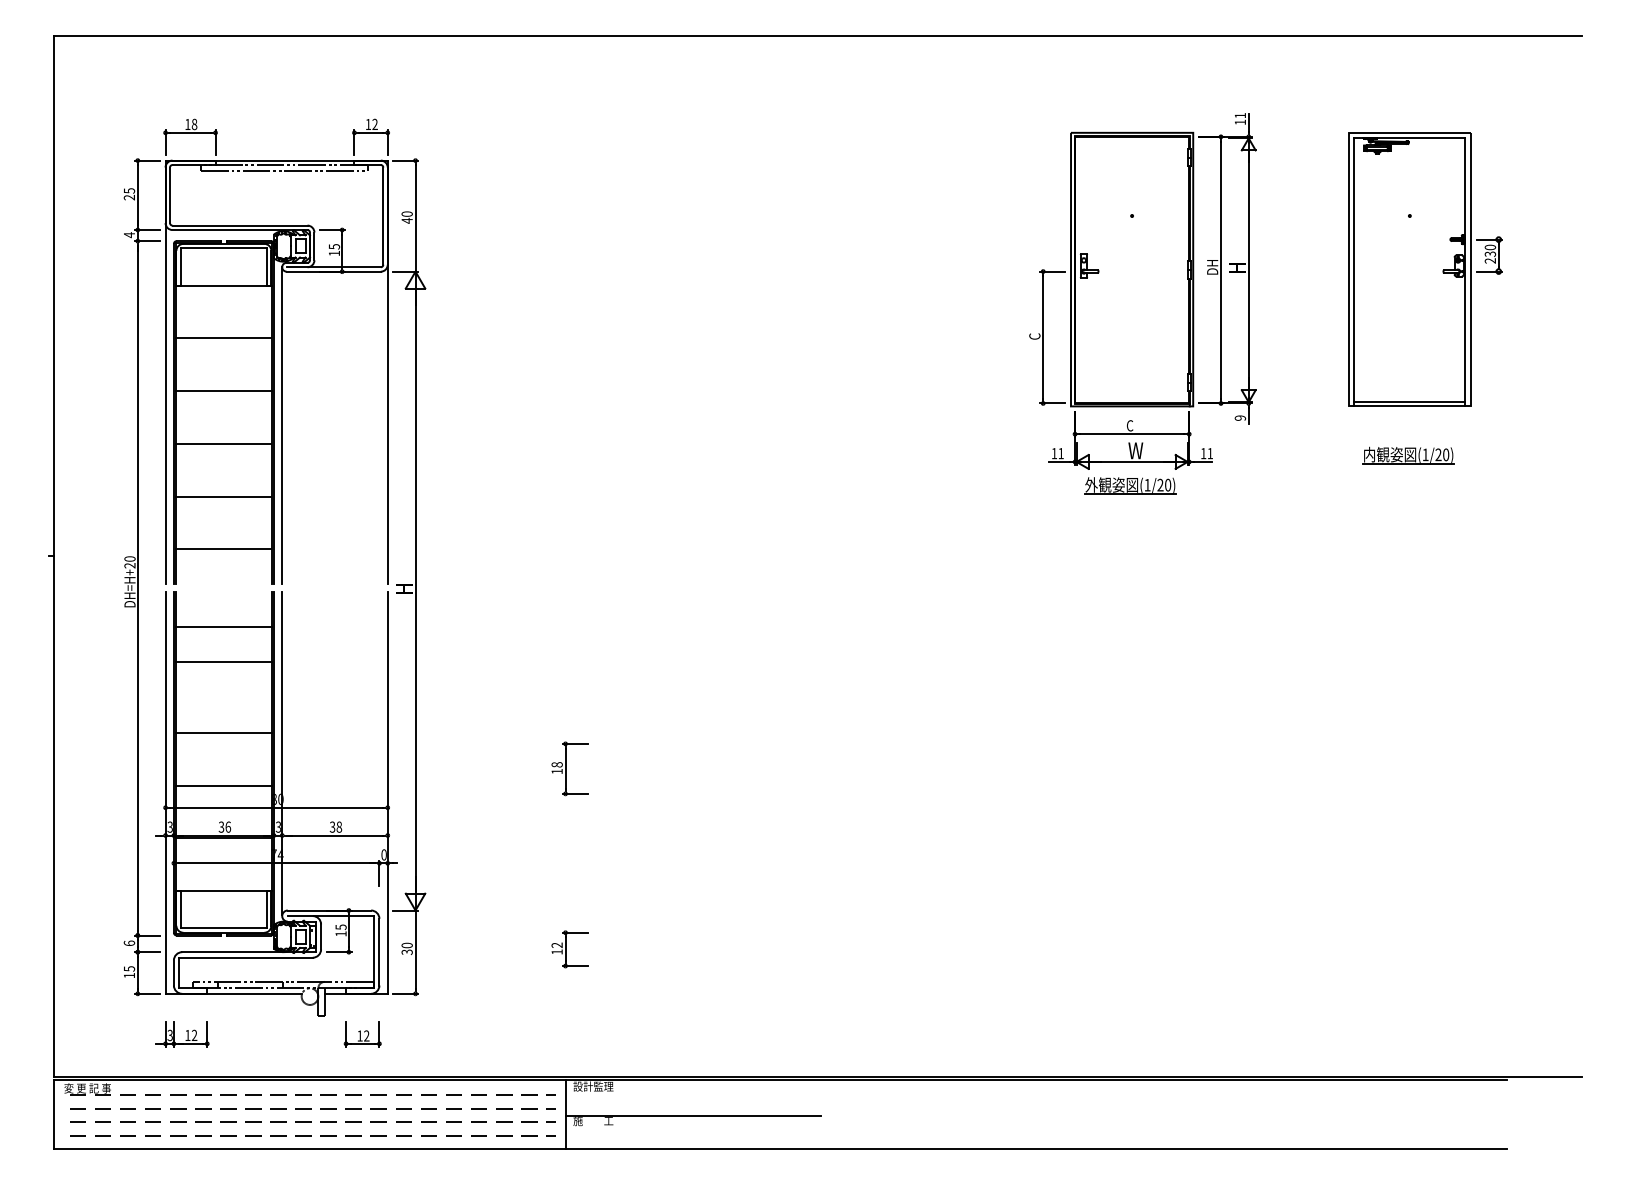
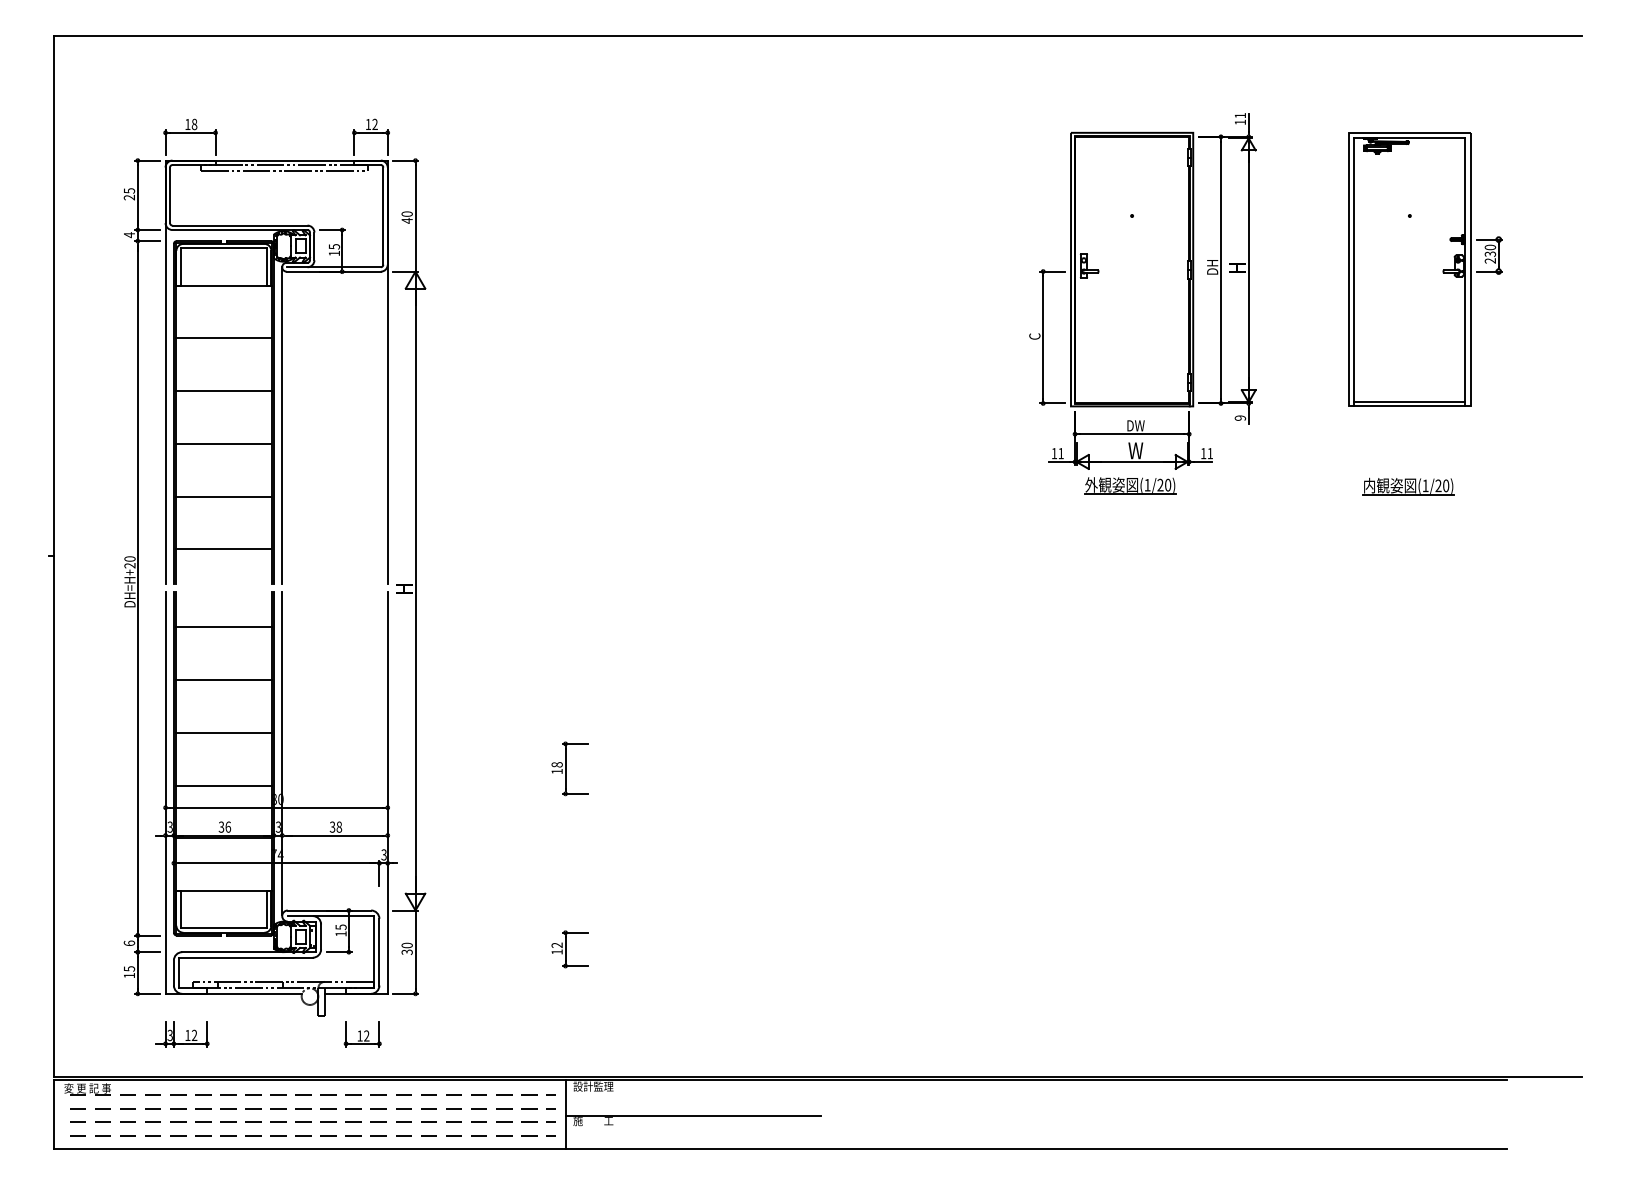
text: C -> DW (1135, 425)
part position: (1408, 455) -> (1408, 486) (1408, 486)
line position: (223, 661) -> (223, 679) (223, 679)
text: 0 -> 3 (383, 854)
